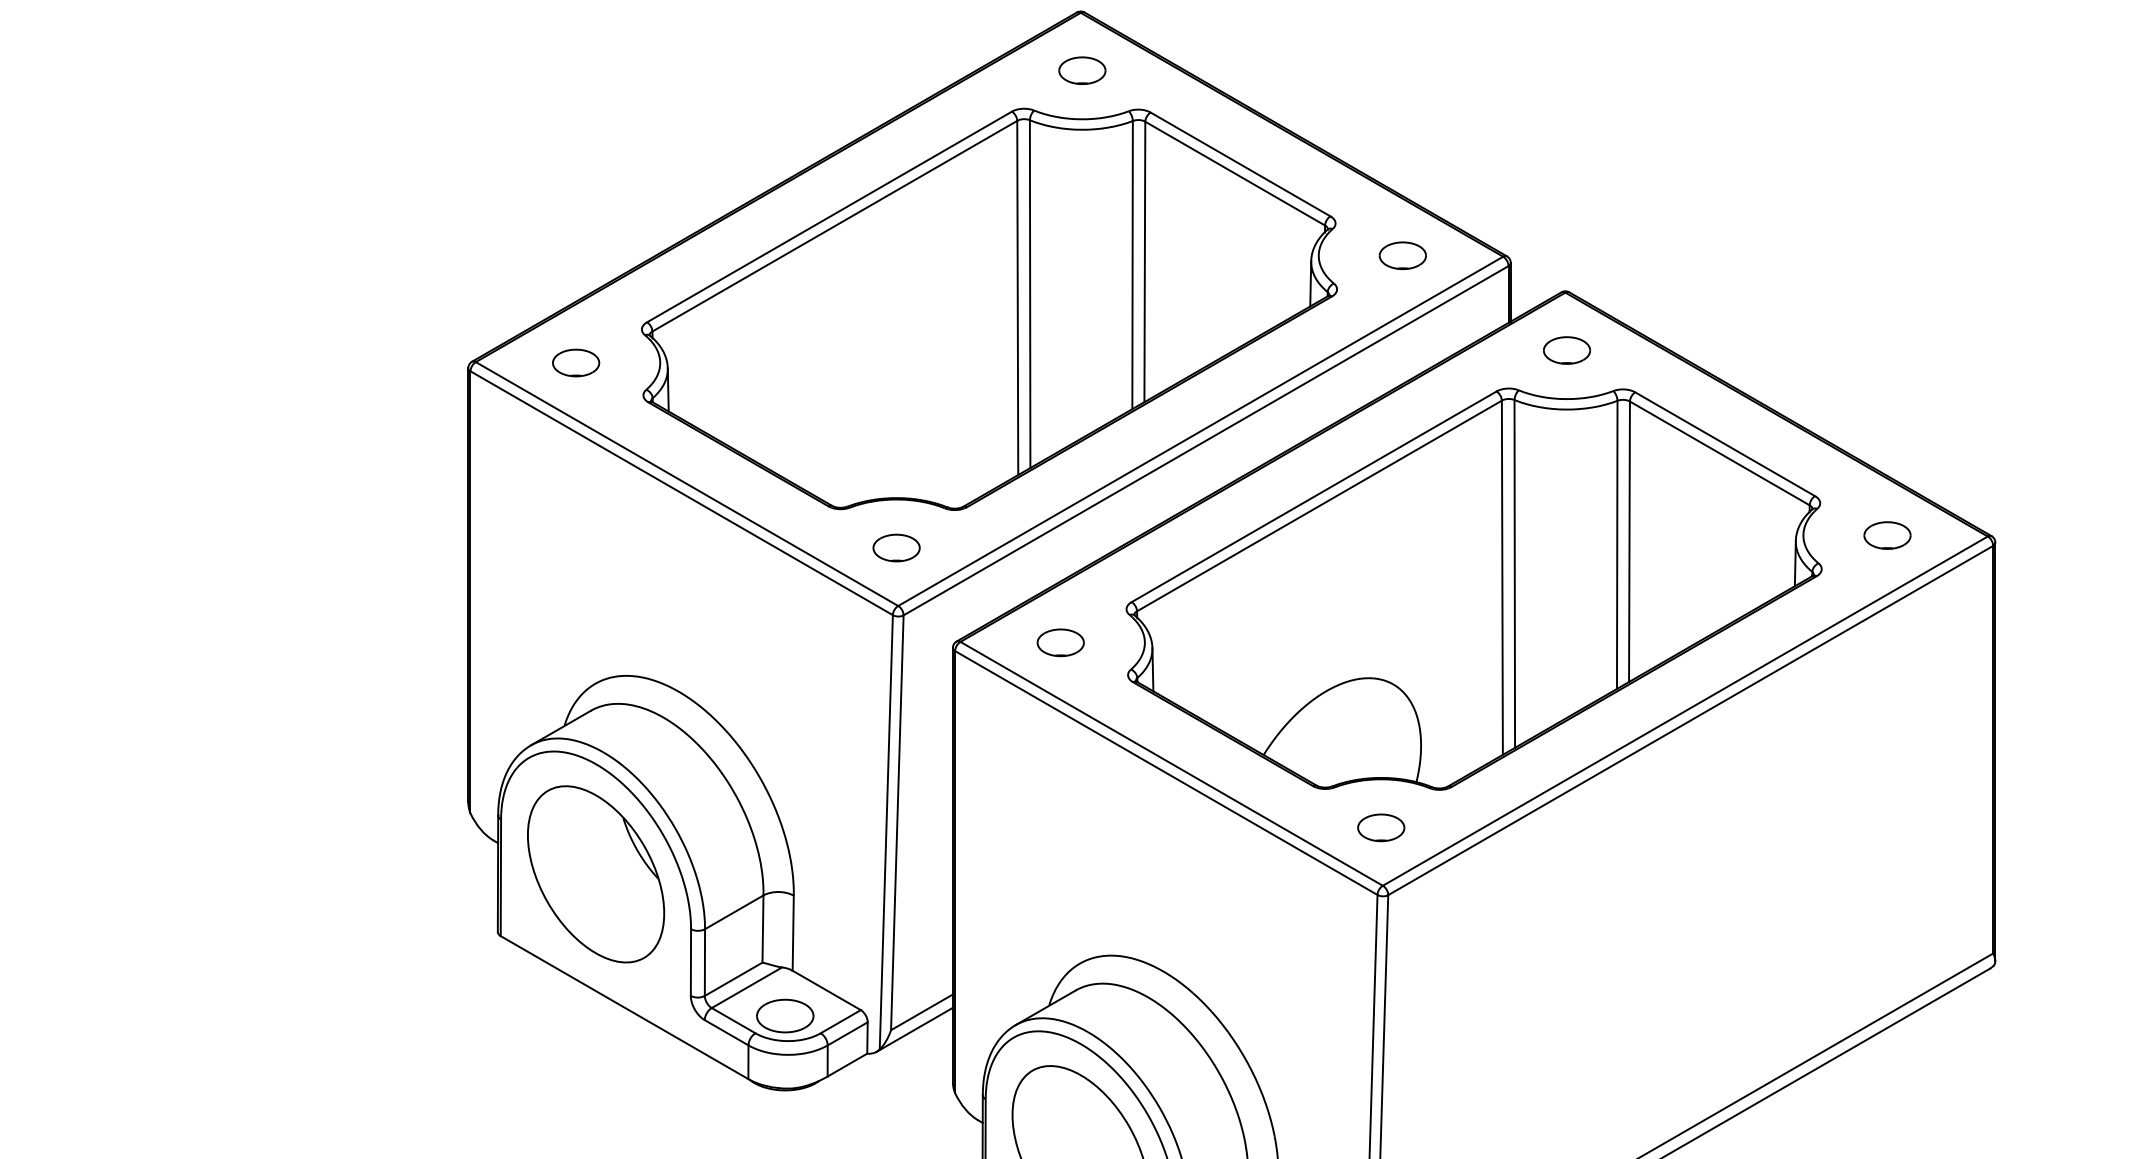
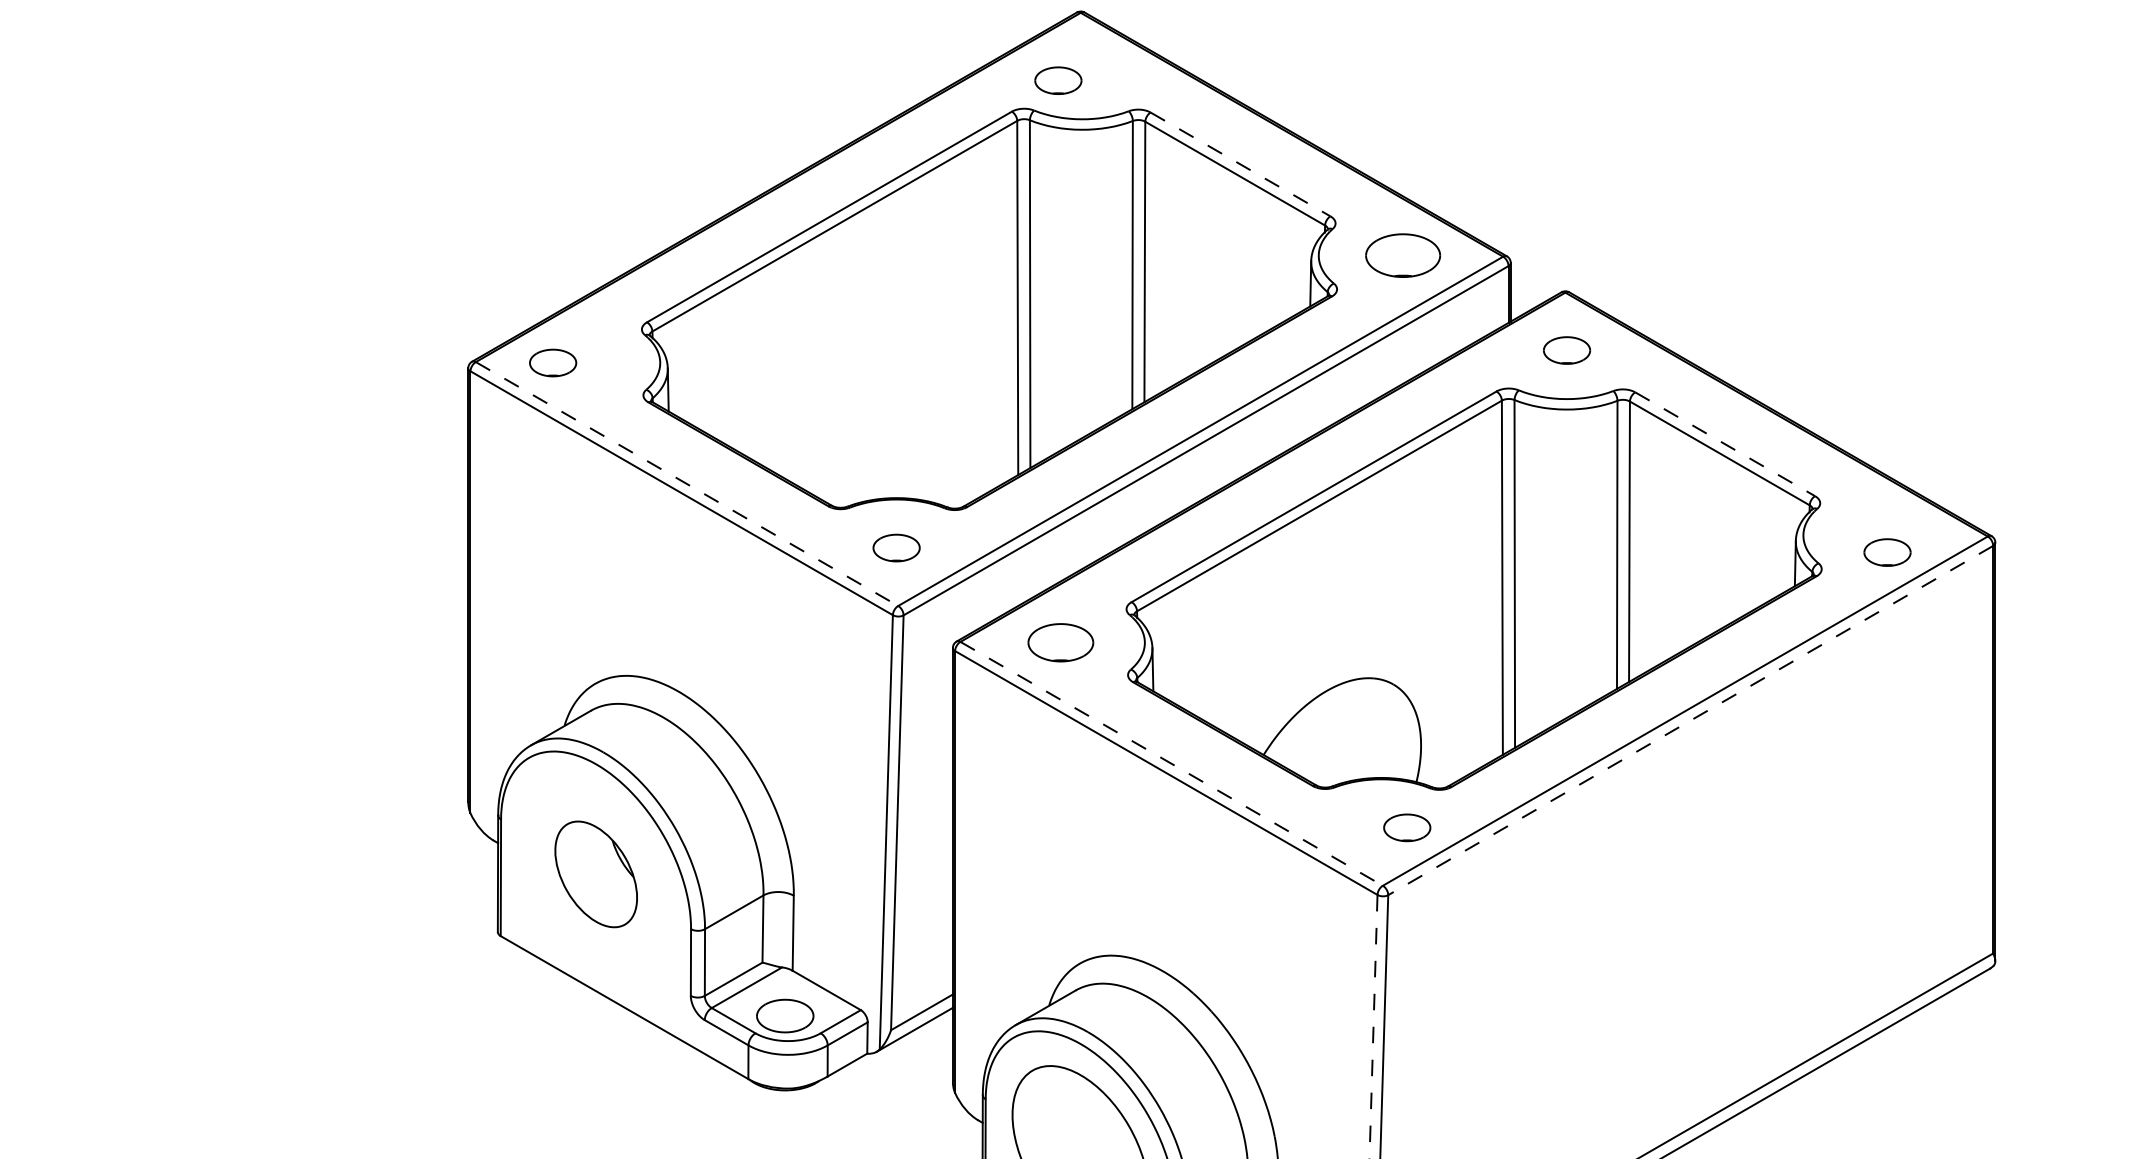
part position: (1082, 70) -> (1058, 80) (1058, 80)
line: solid -> dashed (1240, 164)
part size: 49x30 px -> 77x45 px (1403, 255)
part position: (576, 362) -> (553, 362) (553, 362)
line: solid -> dashed (1725, 444)
line: solid -> dashed (687, 484)
part position: (1887, 535) -> (1887, 552) (1887, 552)
part size: 49x30 px -> 68x40 px (1060, 642)
line: solid -> dashed (1690, 720)
line: solid -> dashed (1171, 763)
part position: (1381, 827) -> (1407, 827) (1407, 827)
part size: 139x179 px -> 84x109 px (595, 874)
line: solid -> dashed (1373, 1026)
